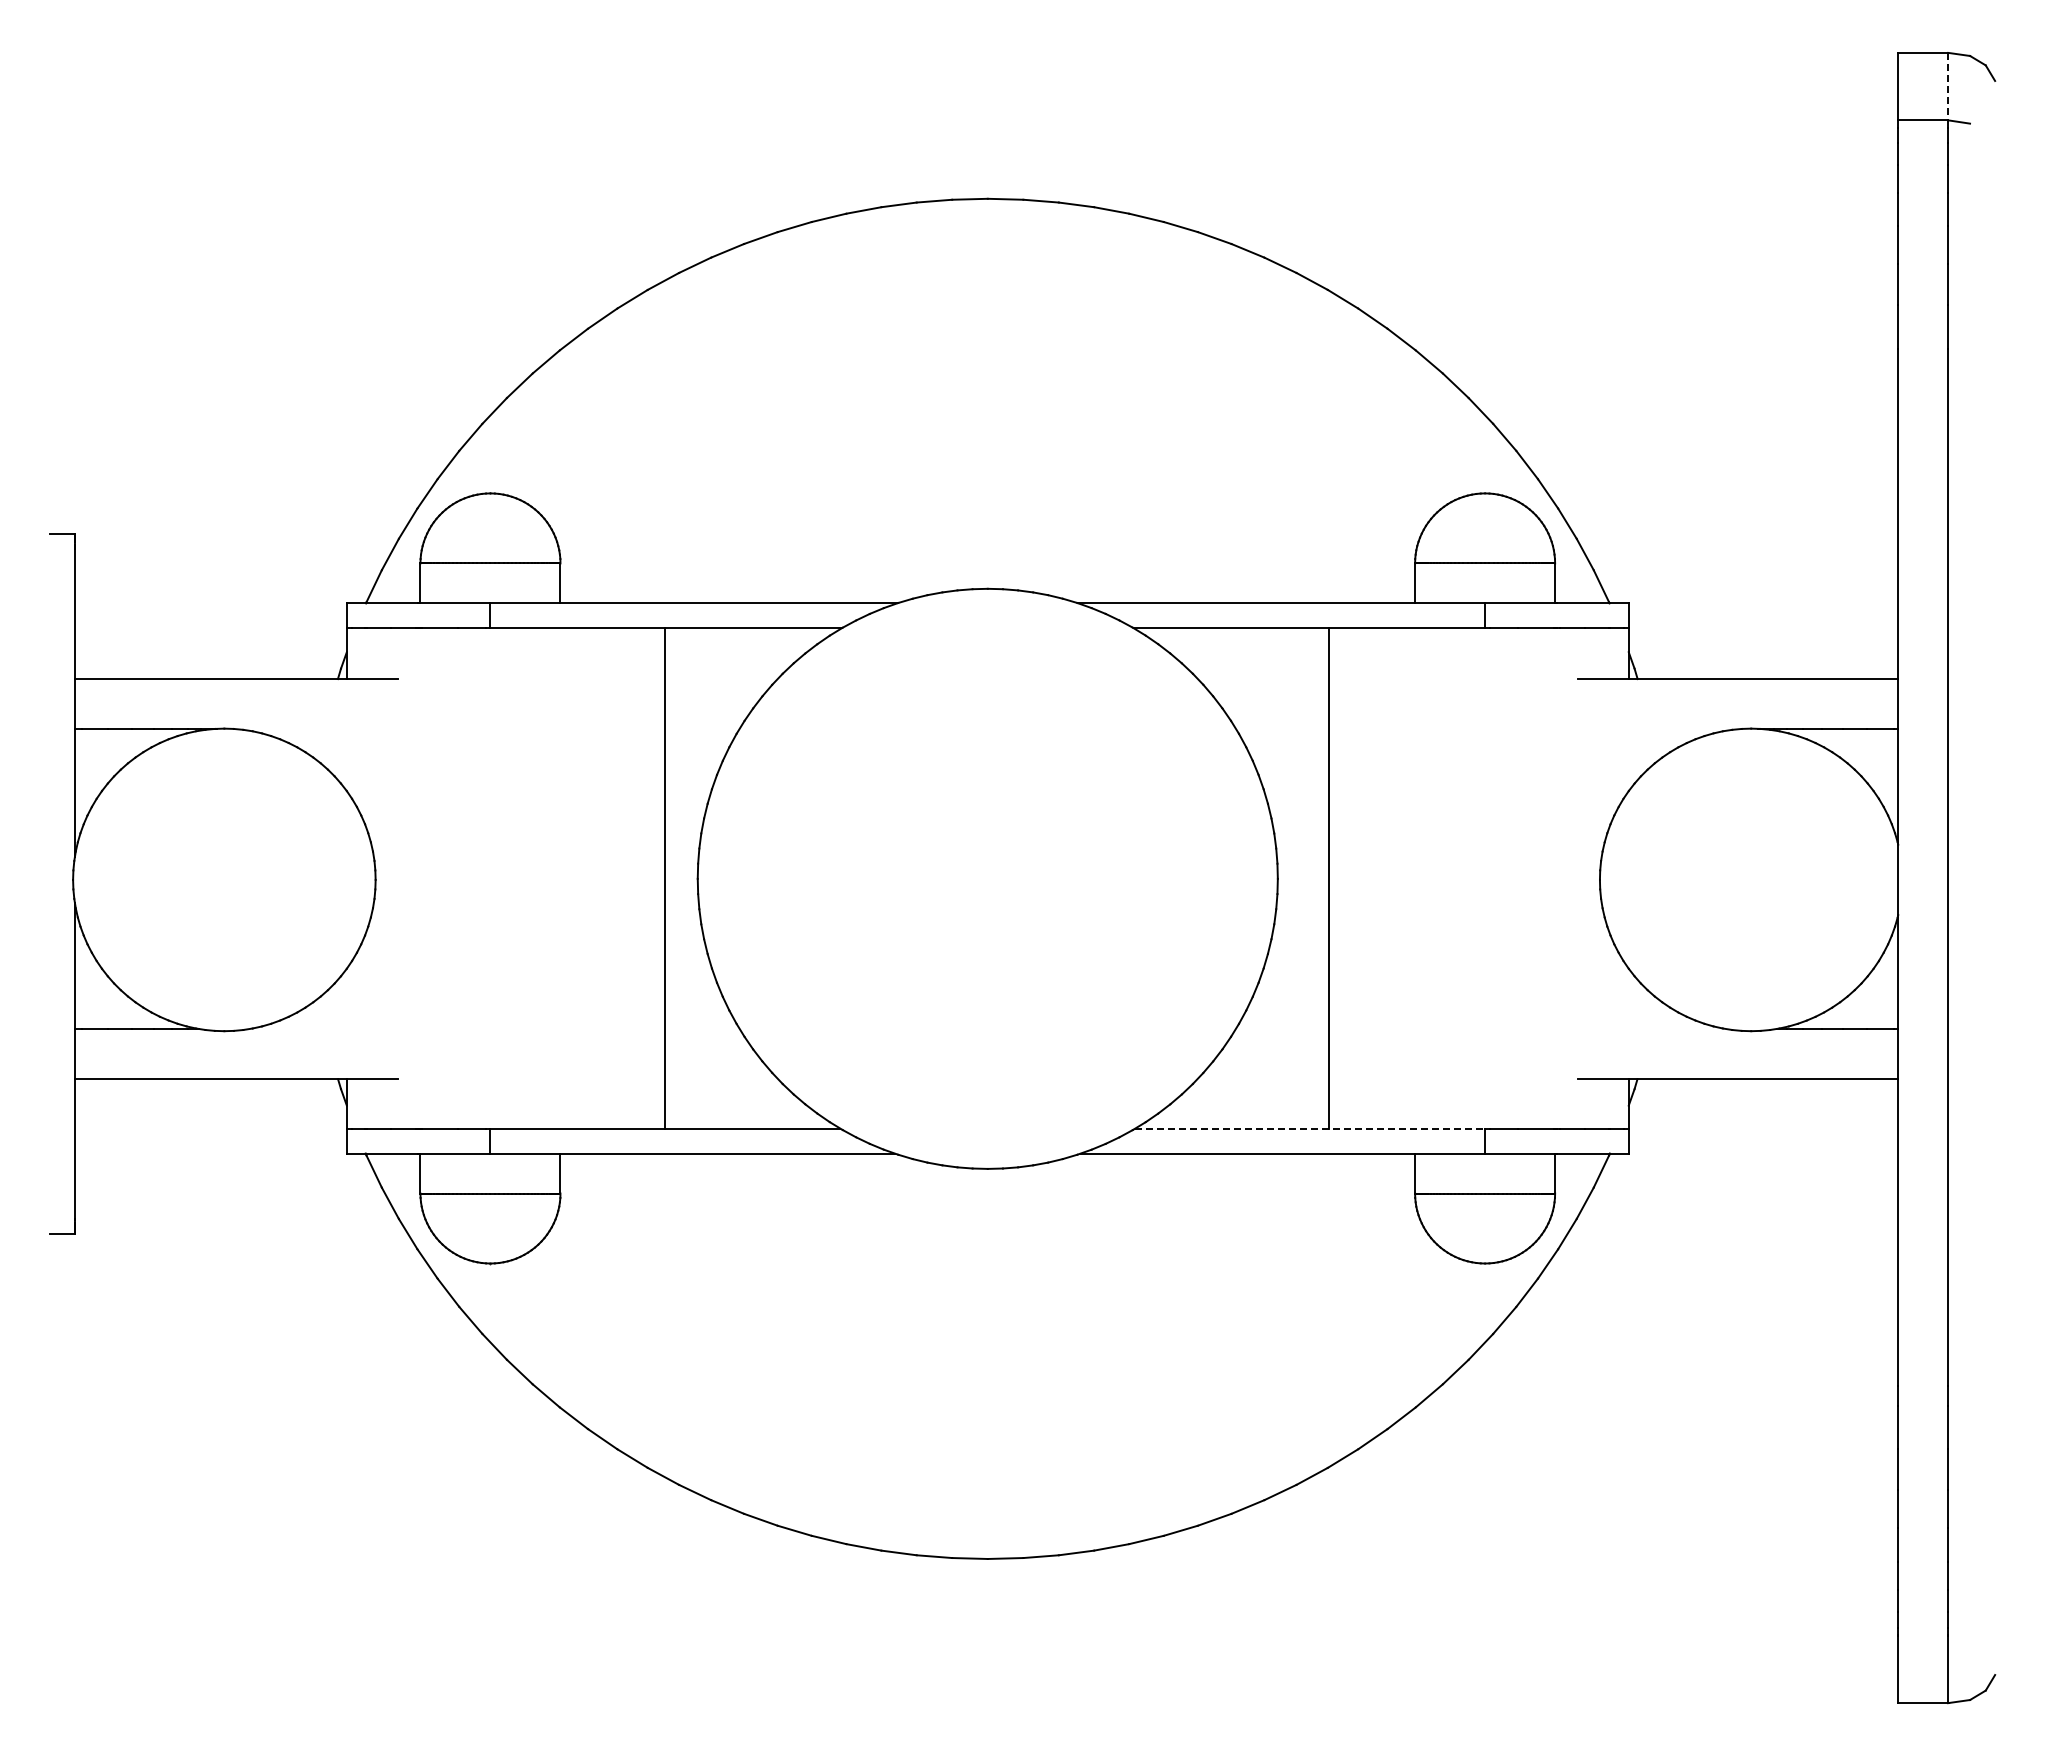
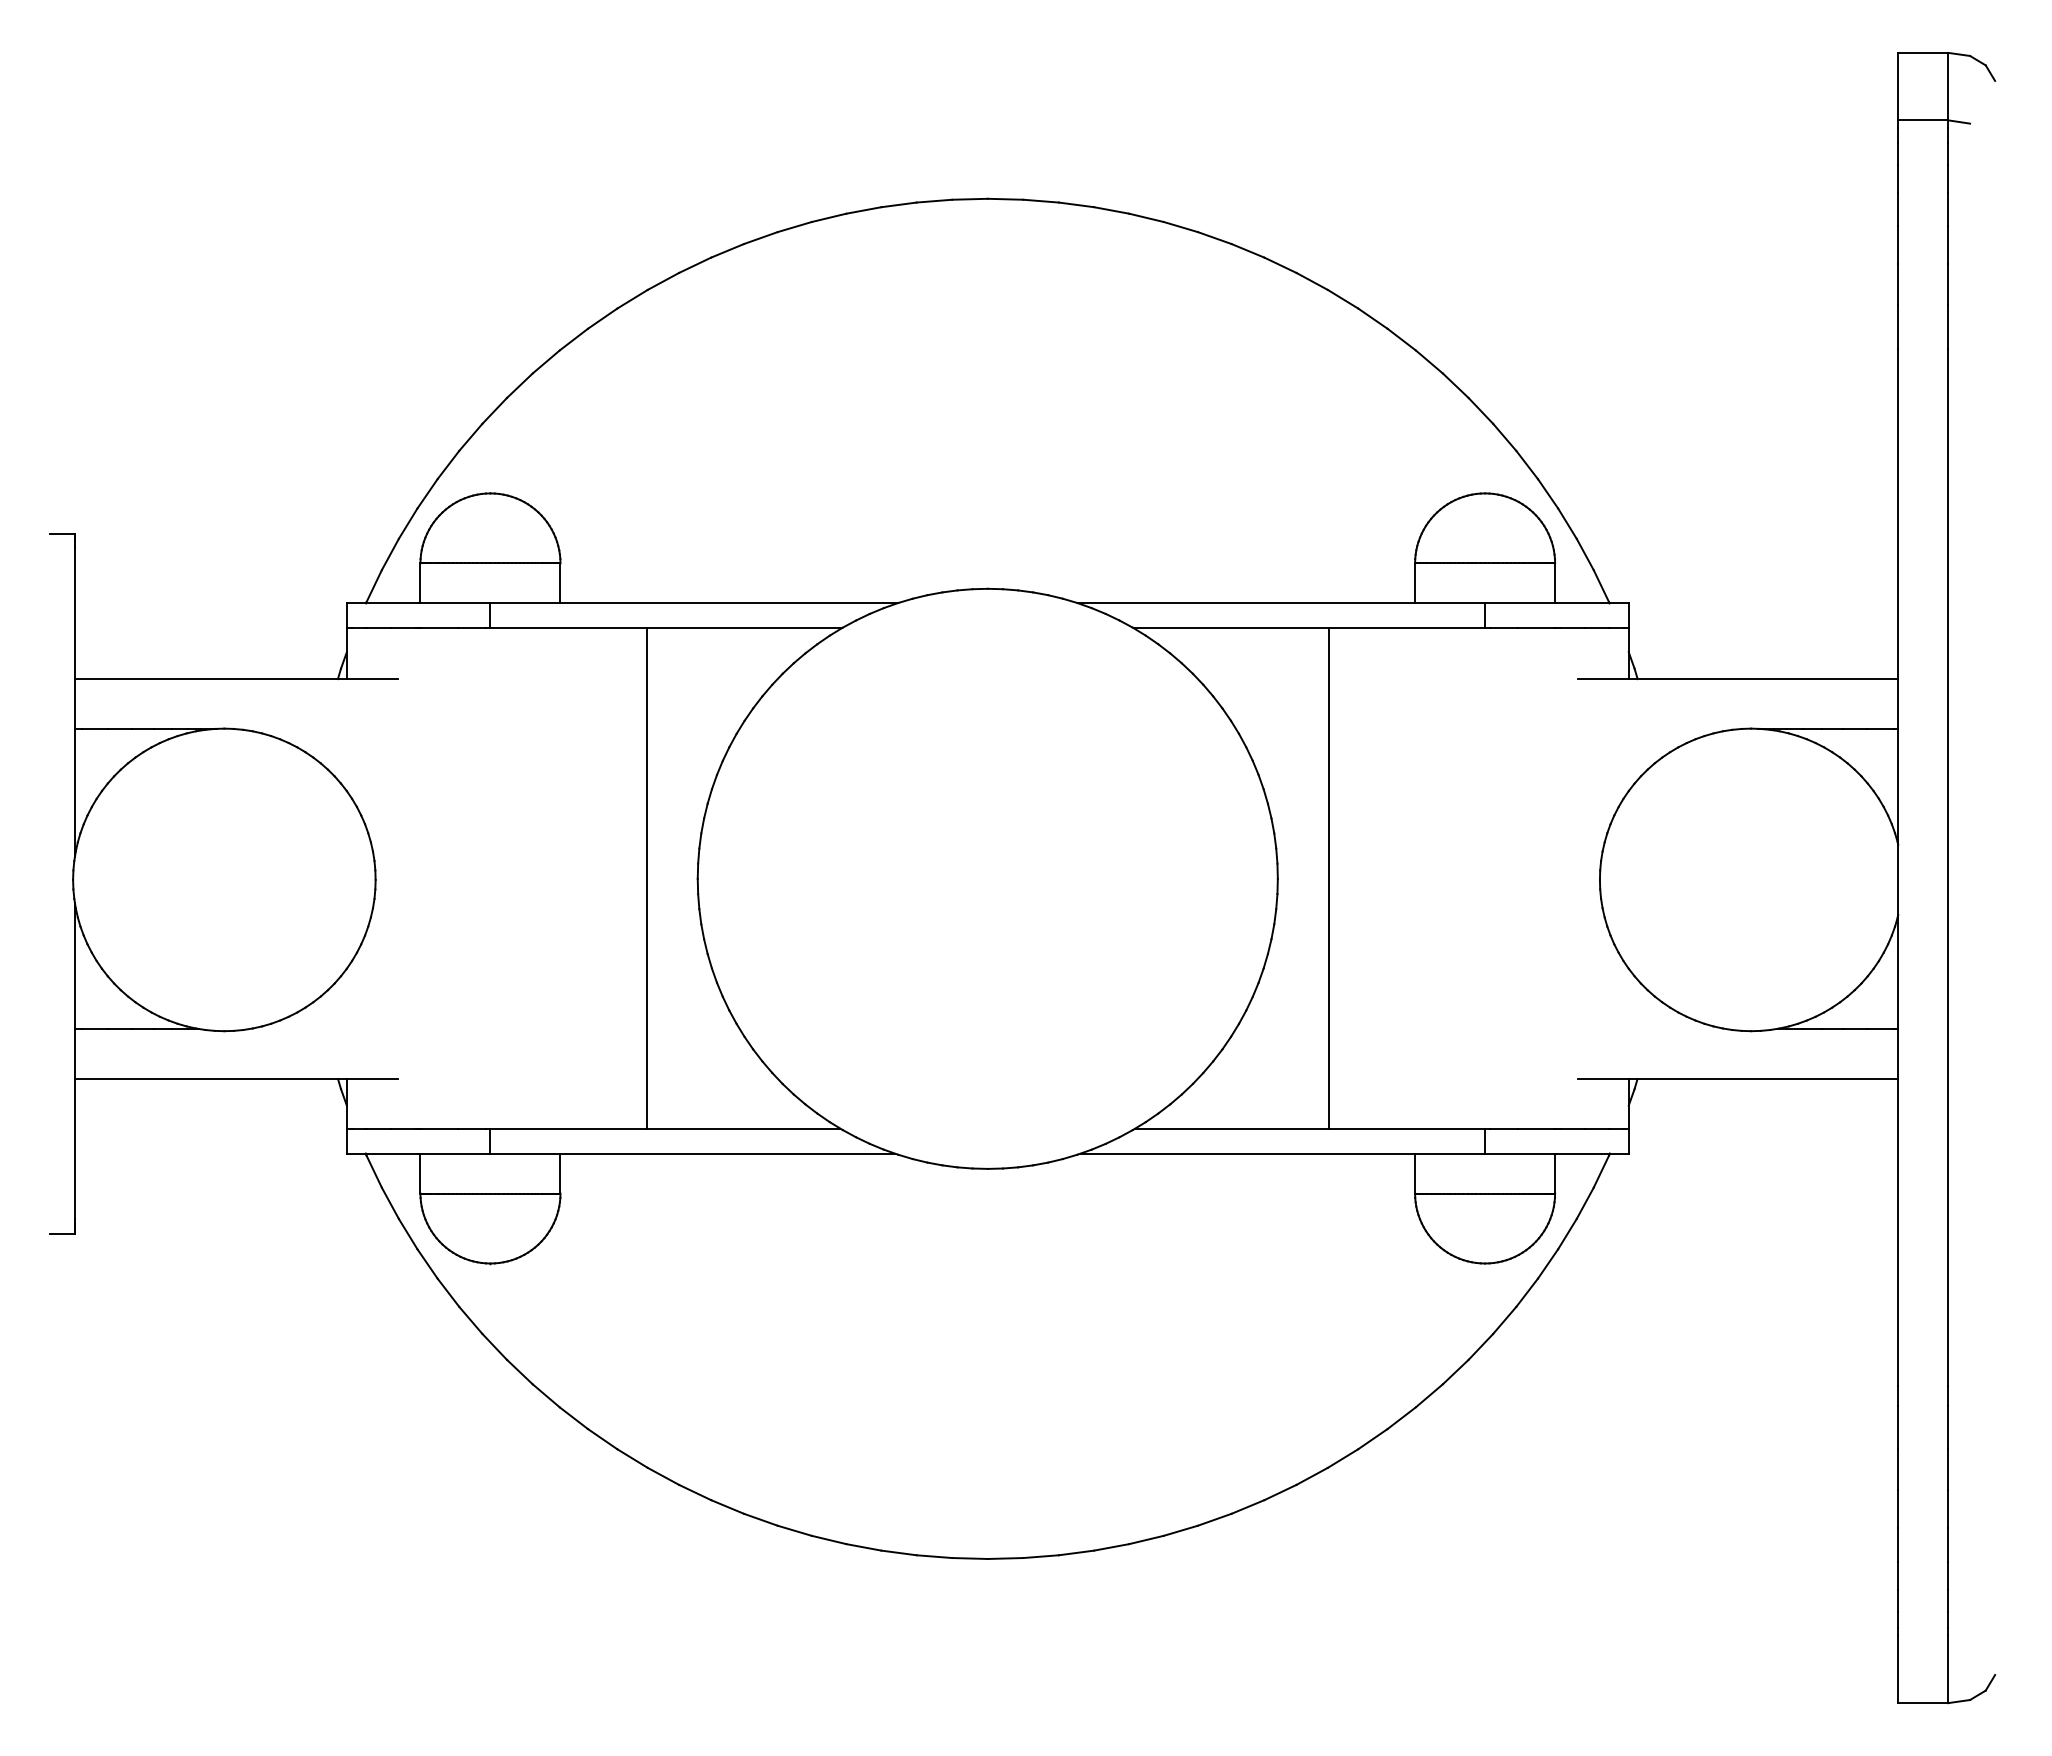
line: dashed -> solid (1948, 86)
line position: (664, 878) -> (646, 878) (646, 878)
line: dashed -> solid (1310, 1128)
